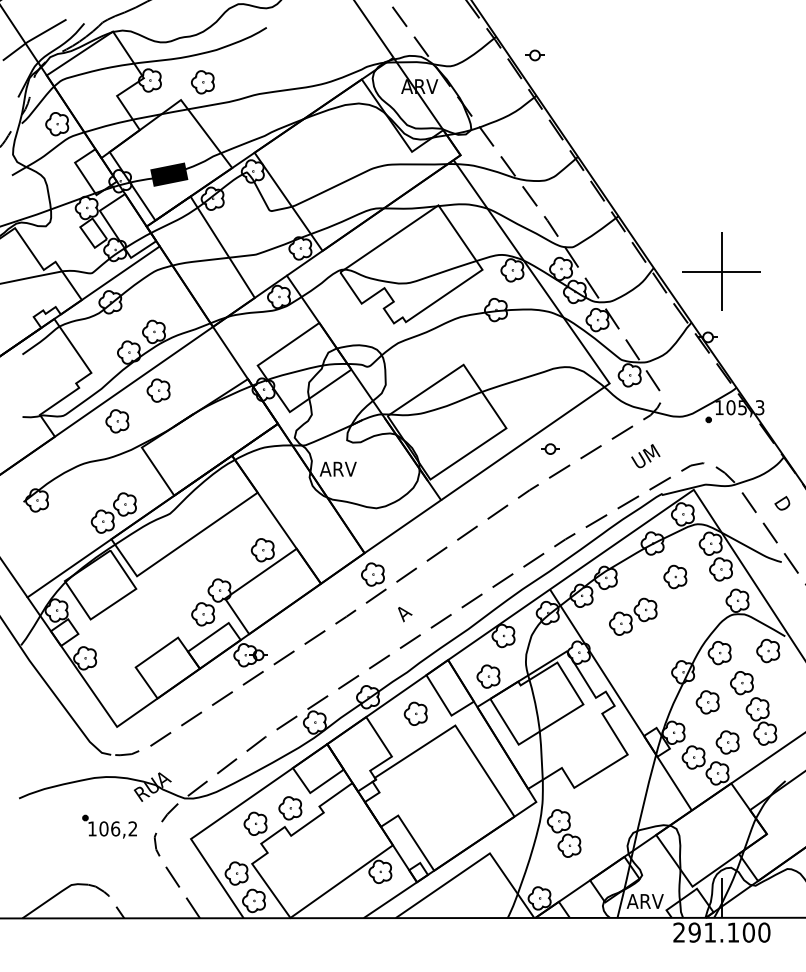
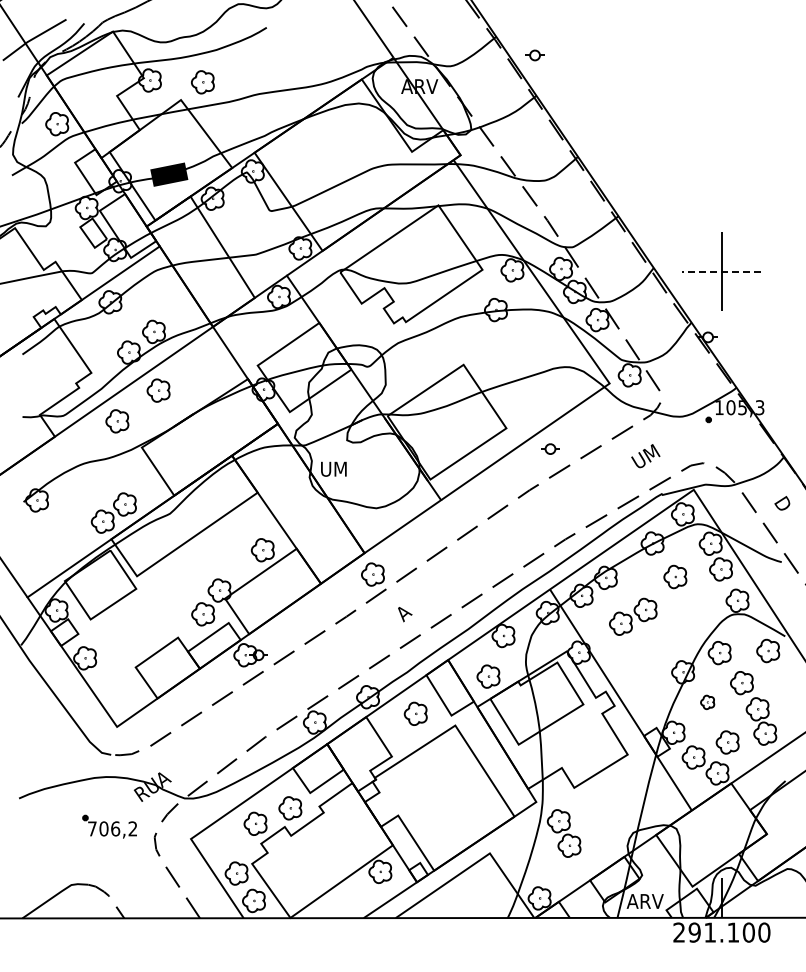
line: solid -> dashed (721, 271)
text: ARV -> UM (337, 468)
part size: 25x25 px -> 16x17 px (707, 702)
text: 106,2 -> 706,2 (92, 828)
